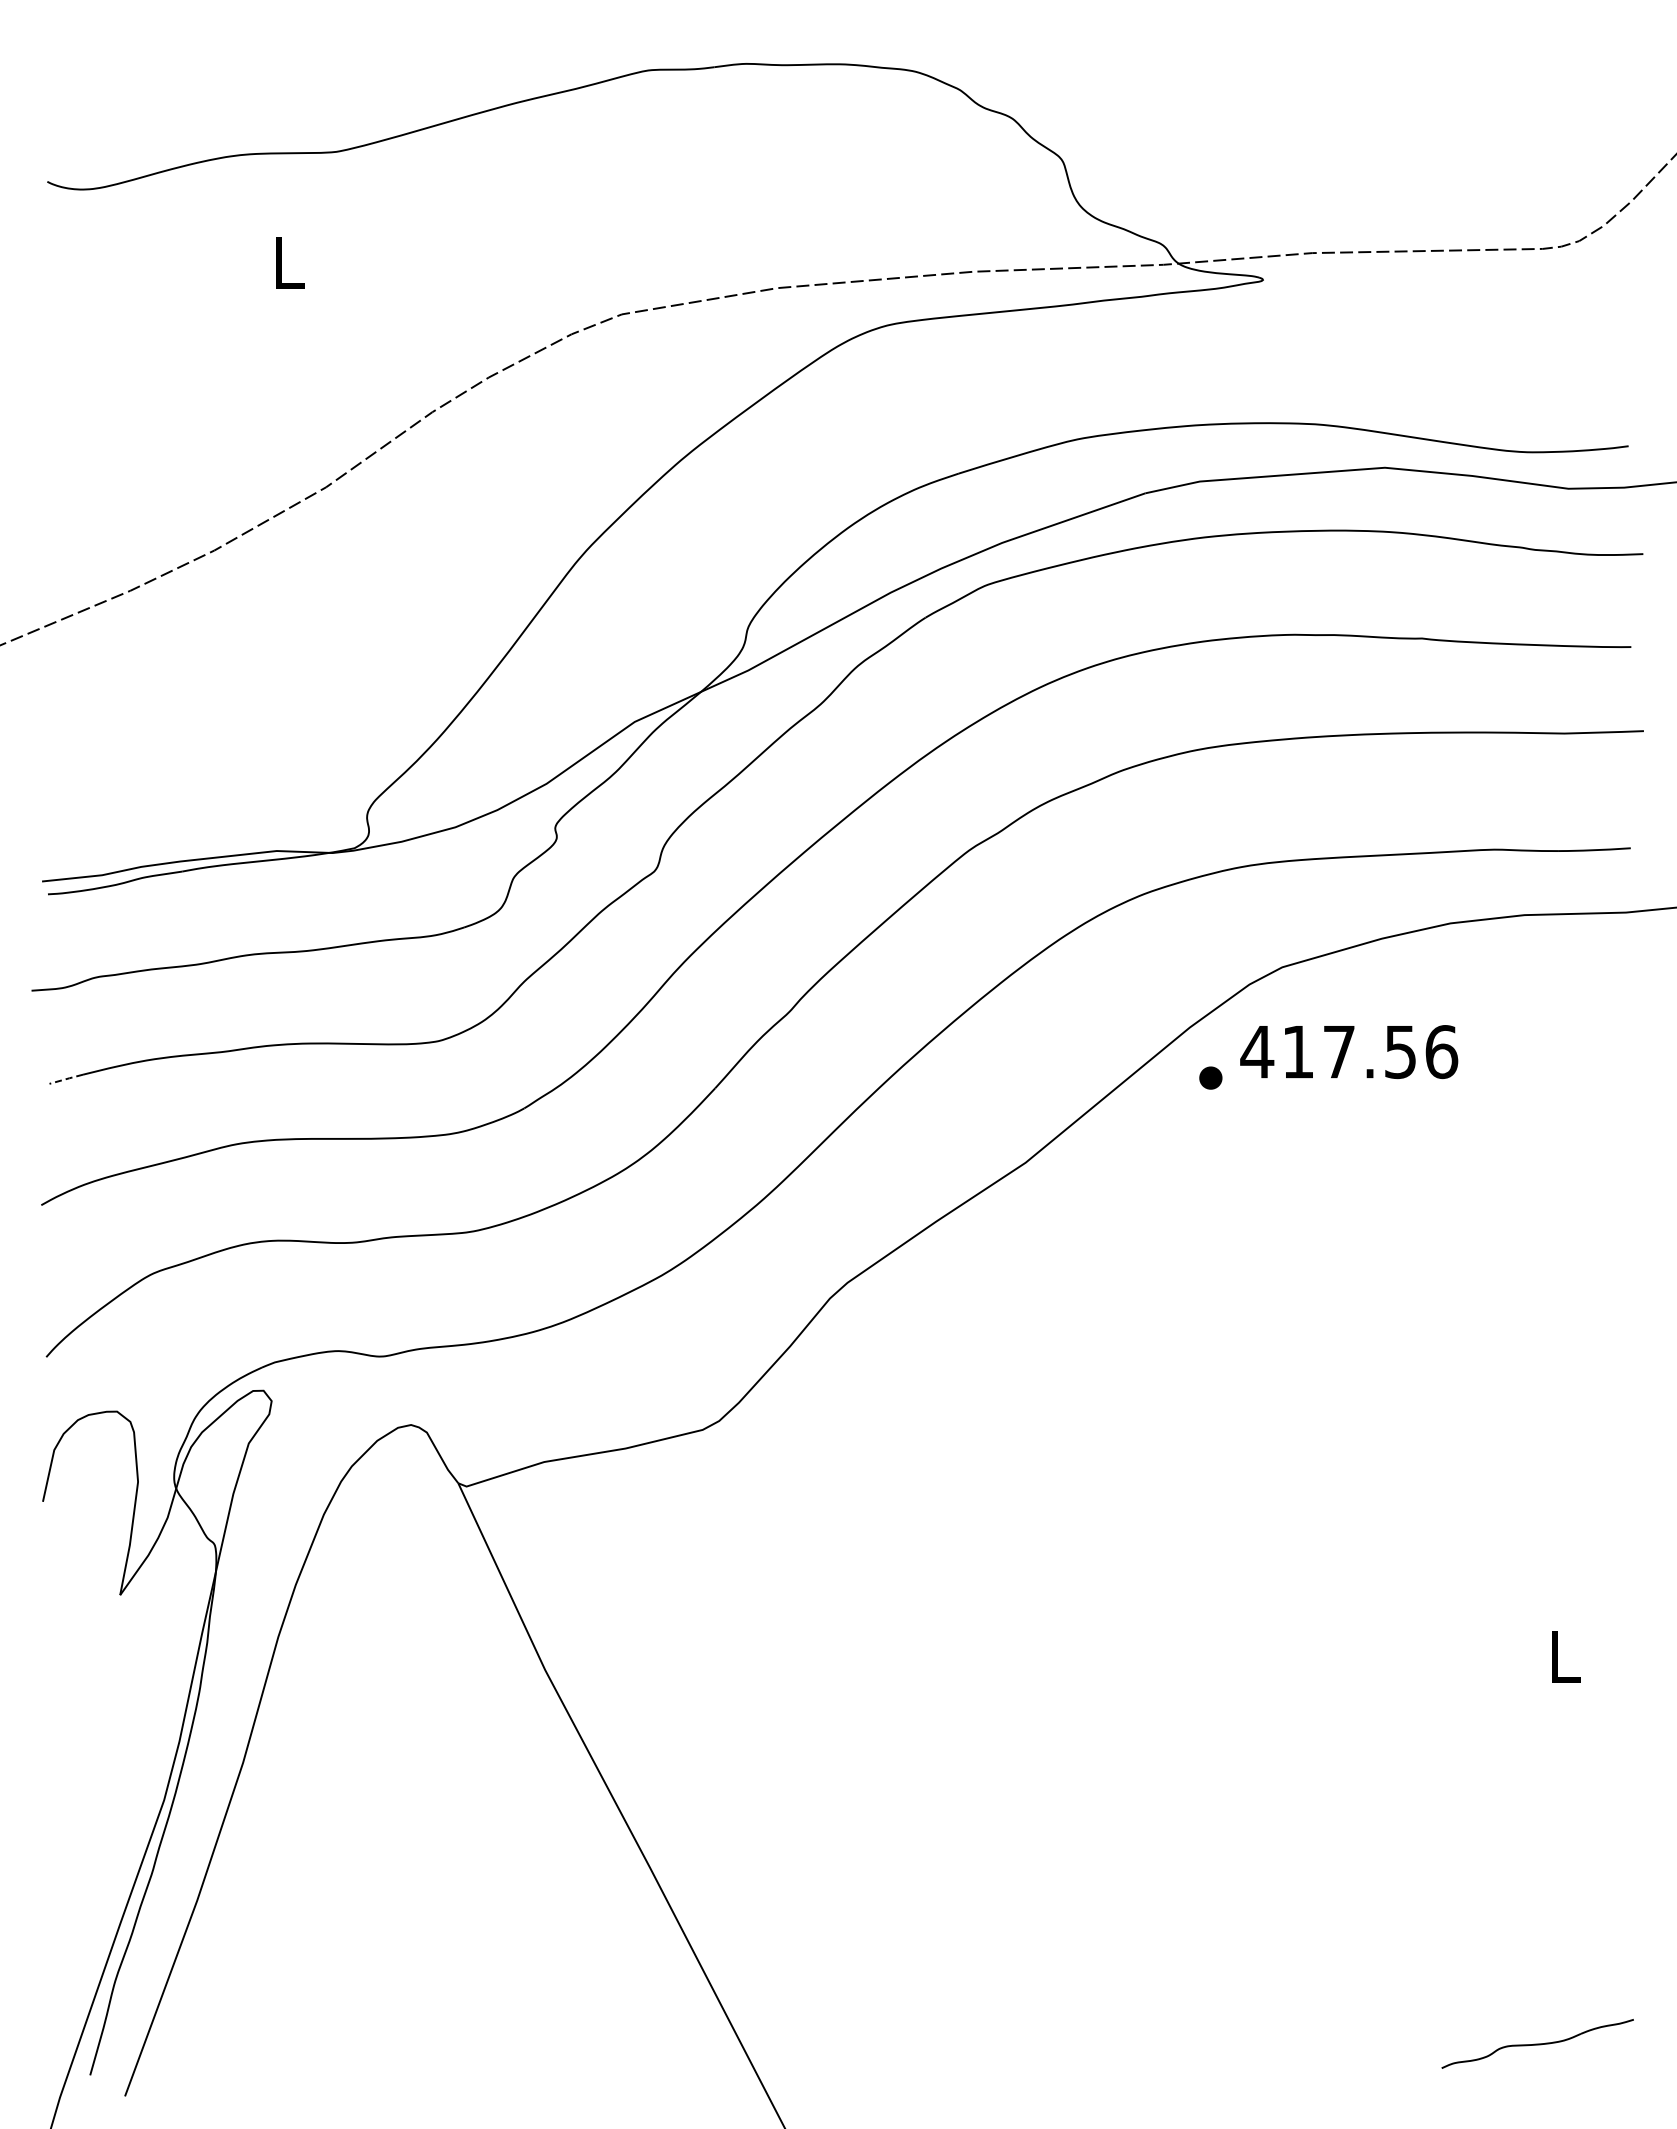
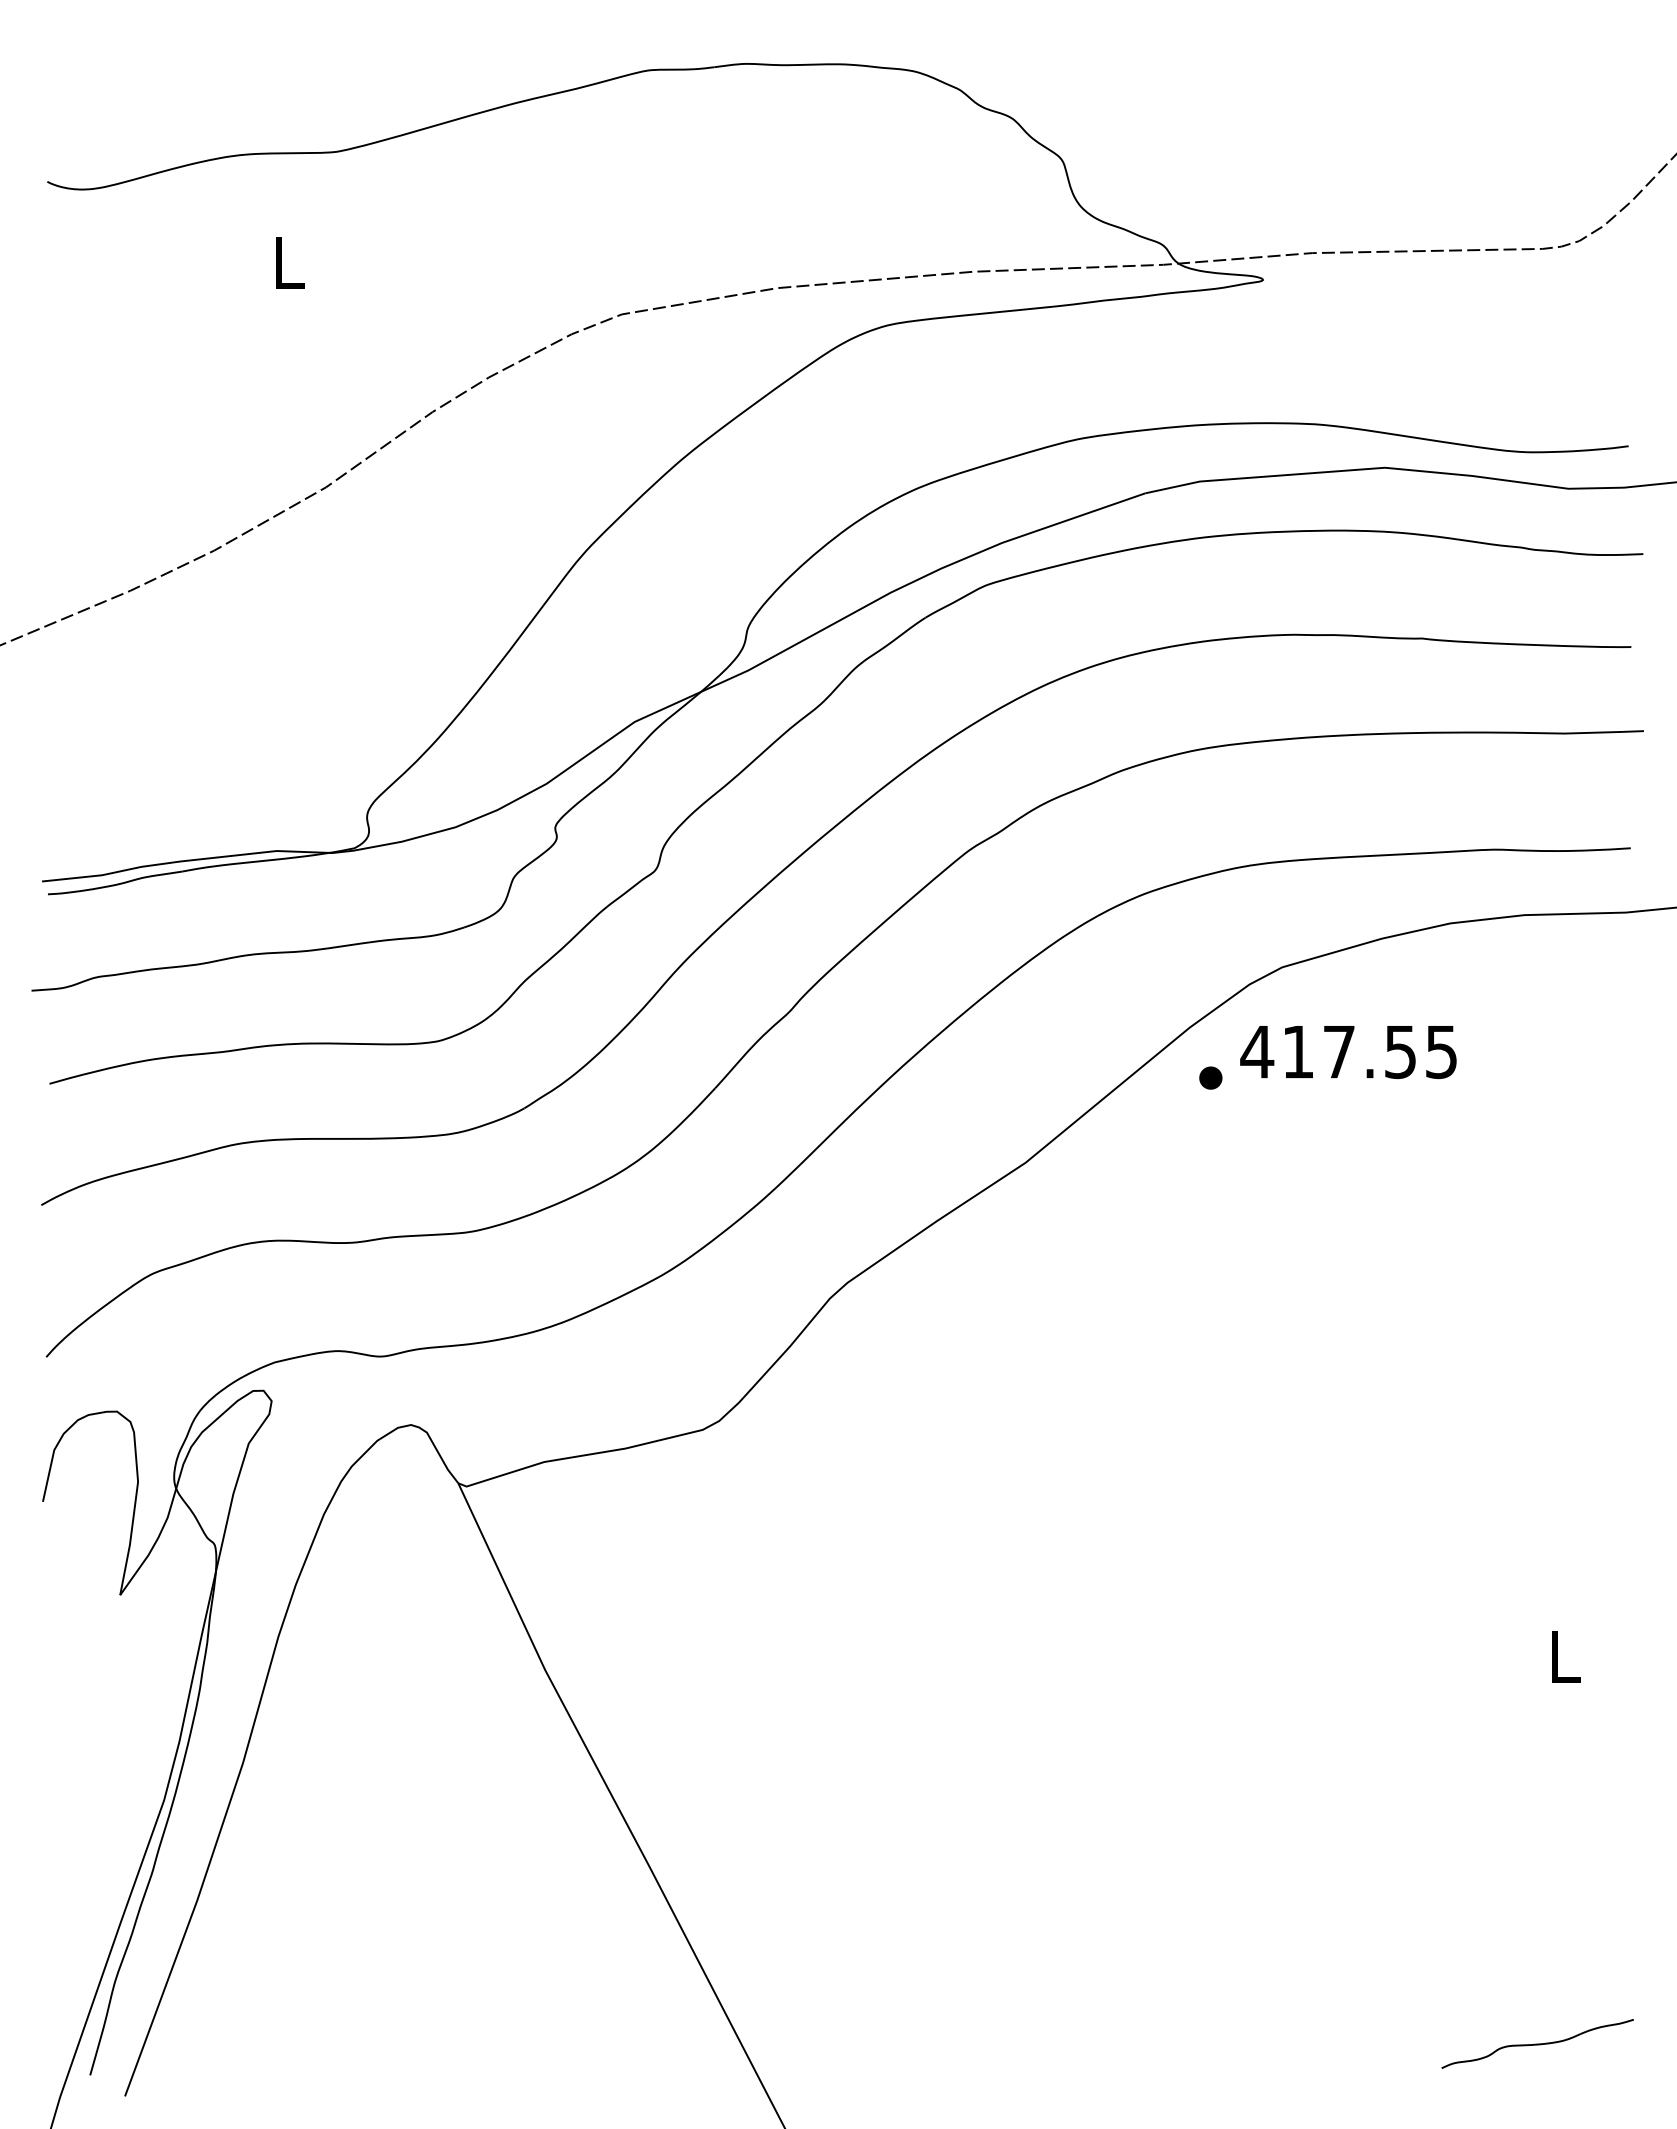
text: 417.56 -> 417.55 (1441, 1052)
line: dashed -> solid (66, 1079)
